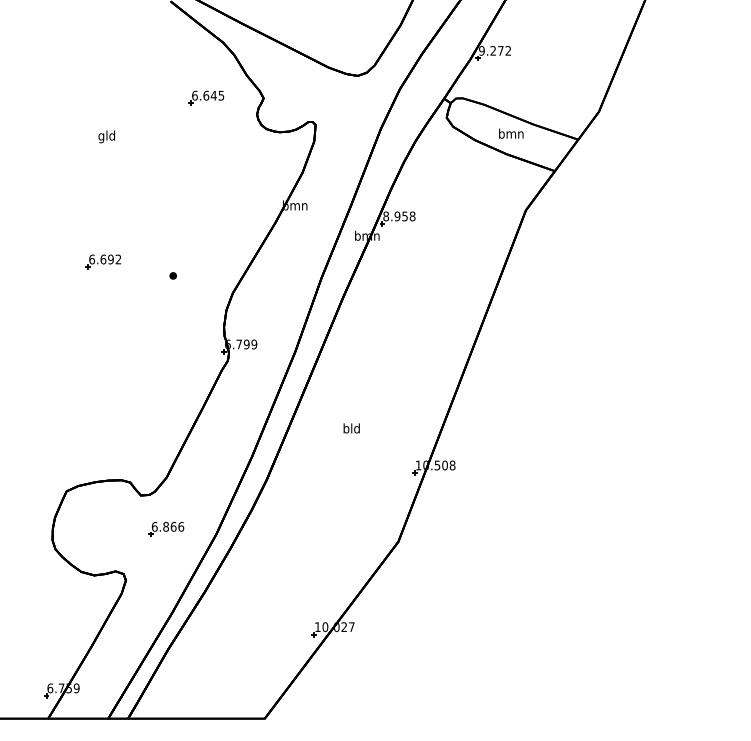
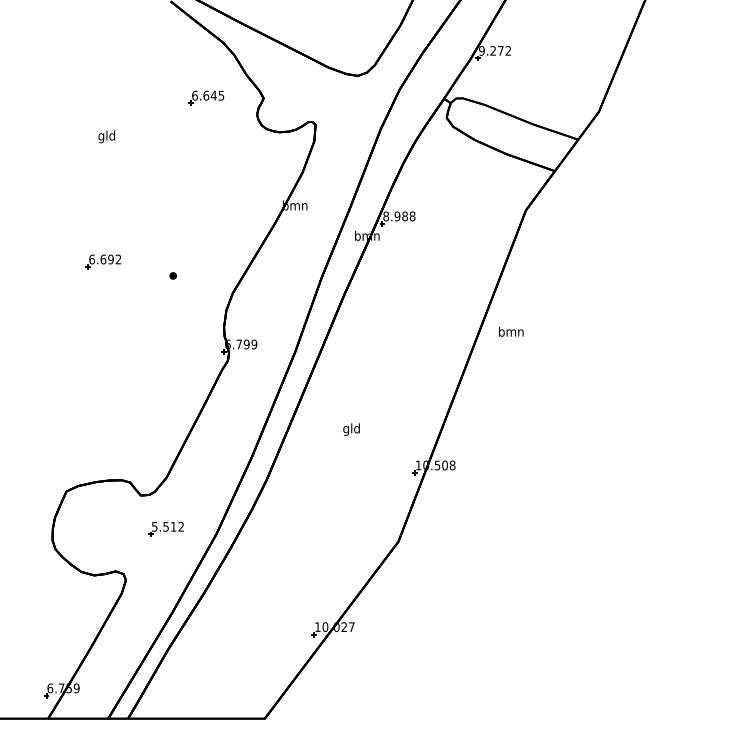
text position: (511, 133) -> (511, 331) (511, 331)
text: 8.958 -> 8.988 (404, 216)
text: bld -> gld (346, 429)
text: 6.866 -> 5.512 (167, 526)
